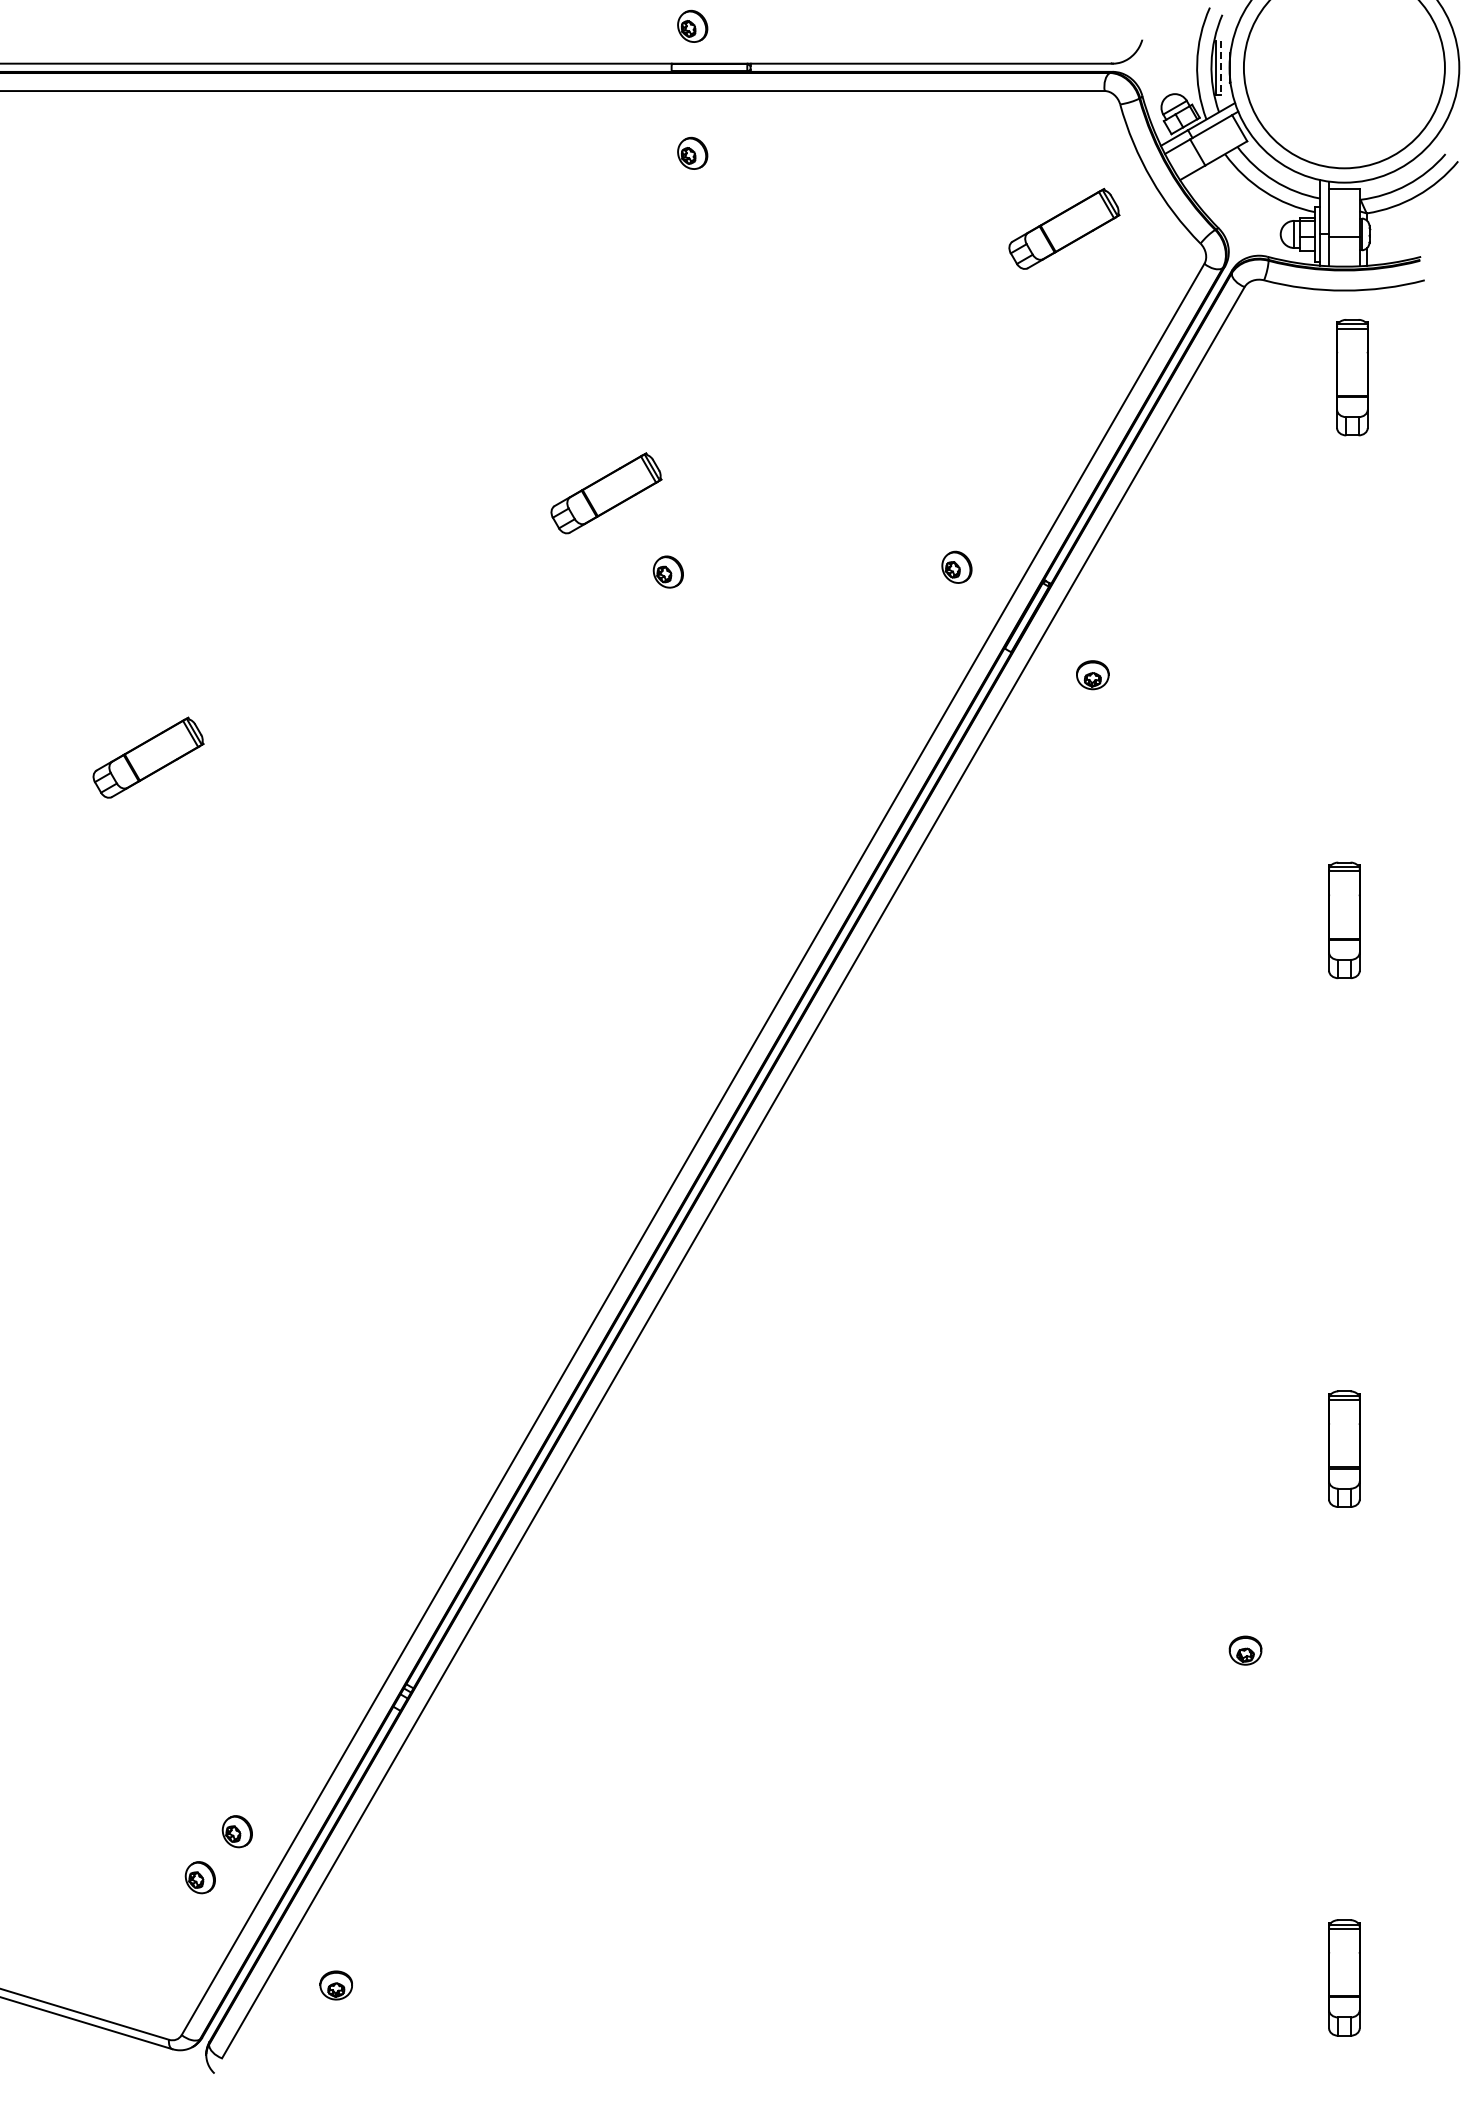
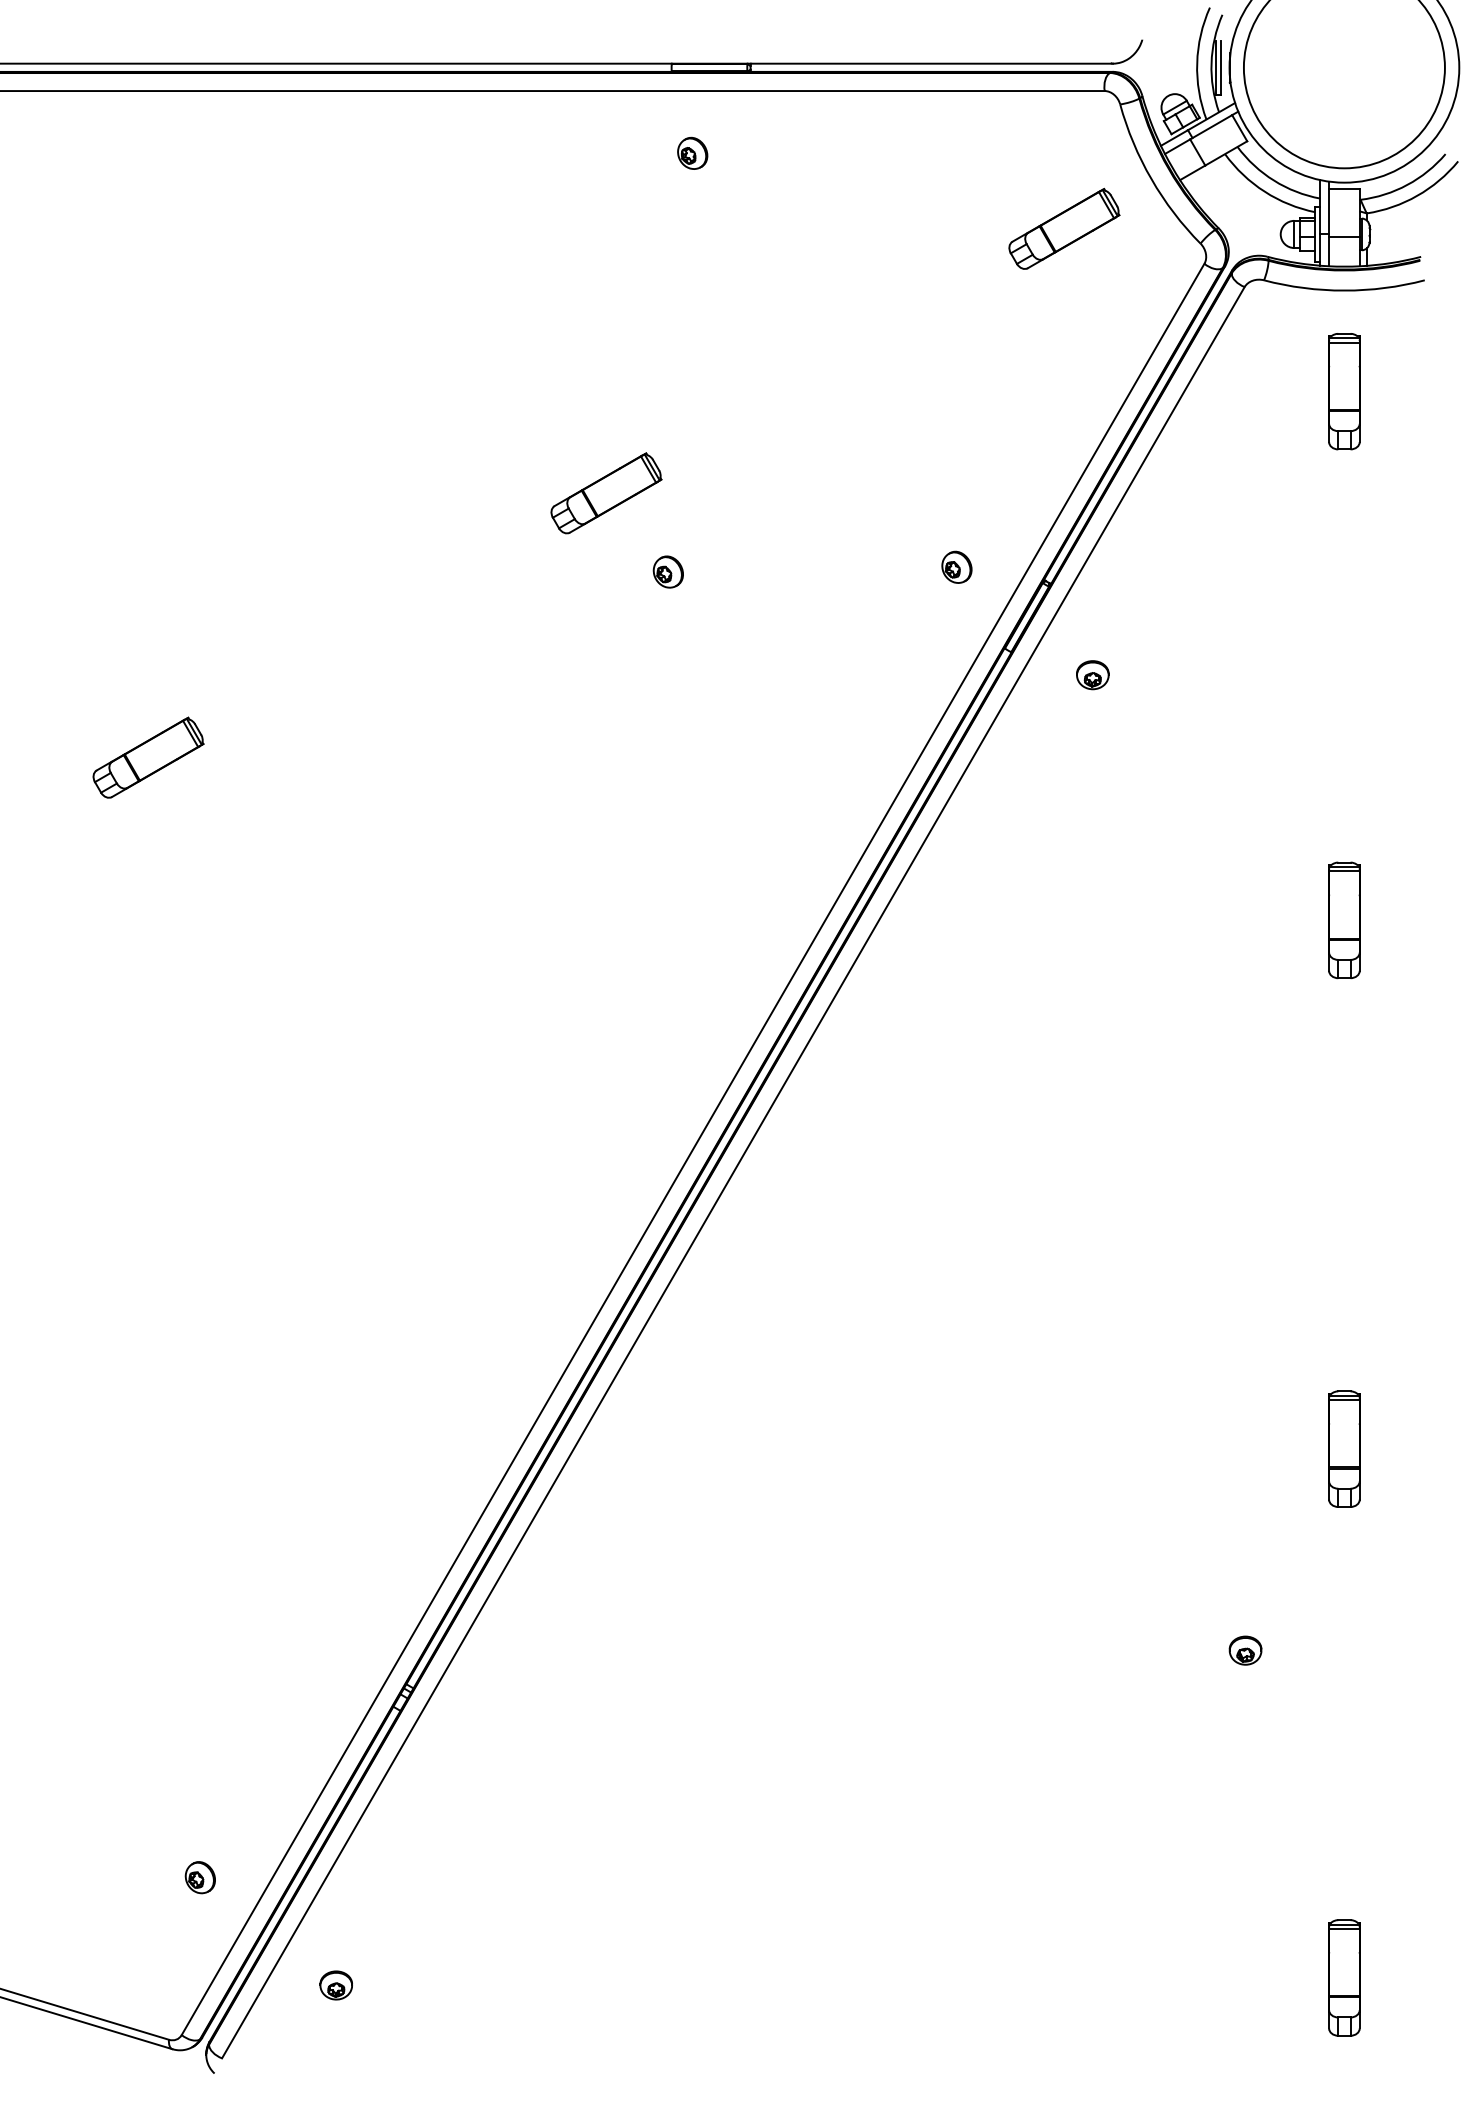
part: present -> none (692, 25)
line: dashed -> solid (1220, 68)
part position: (1352, 377) -> (1344, 391) (1344, 391)
part: present -> none (236, 1831)
